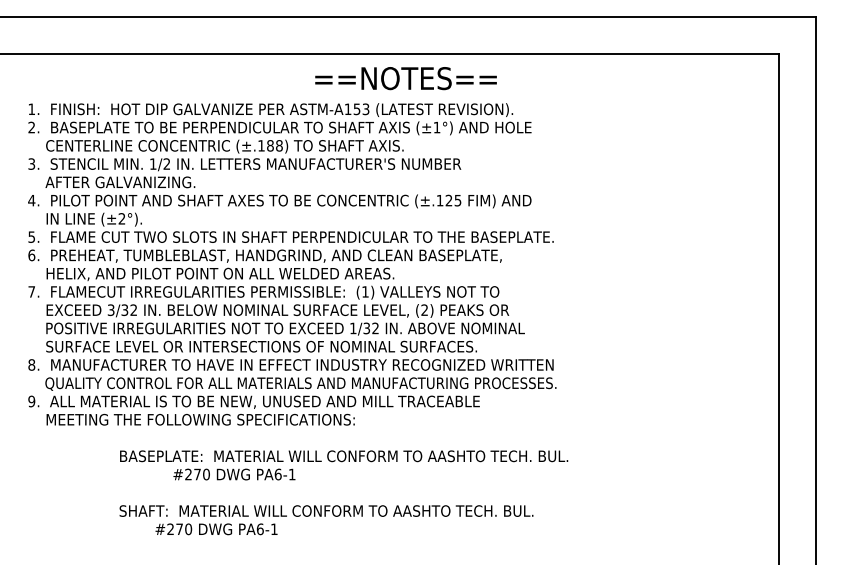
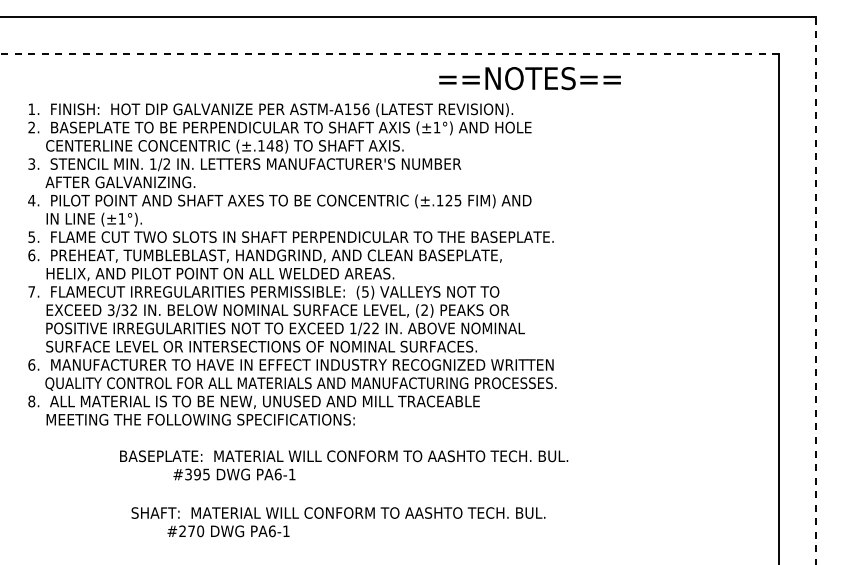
line: solid -> dashed (389, 53)
text position: (405, 78) -> (529, 78) (529, 78)
text: ASTM-A153 -> ASTM-A156 (365, 109)
text: (±.188) -> (±.148) (270, 145)
text: (±2°). -> (±1°). (121, 218)
line: solid -> dashed (815, 290)
text: (1) -> (5) (365, 291)
text: 1/32 -> 1/22 (366, 328)
text: 8. -> 6. (31, 364)
text: 9. -> 8. (31, 401)
text: #270 -> #395 (197, 474)
text position: (326, 520) -> (338, 522) (338, 522)
